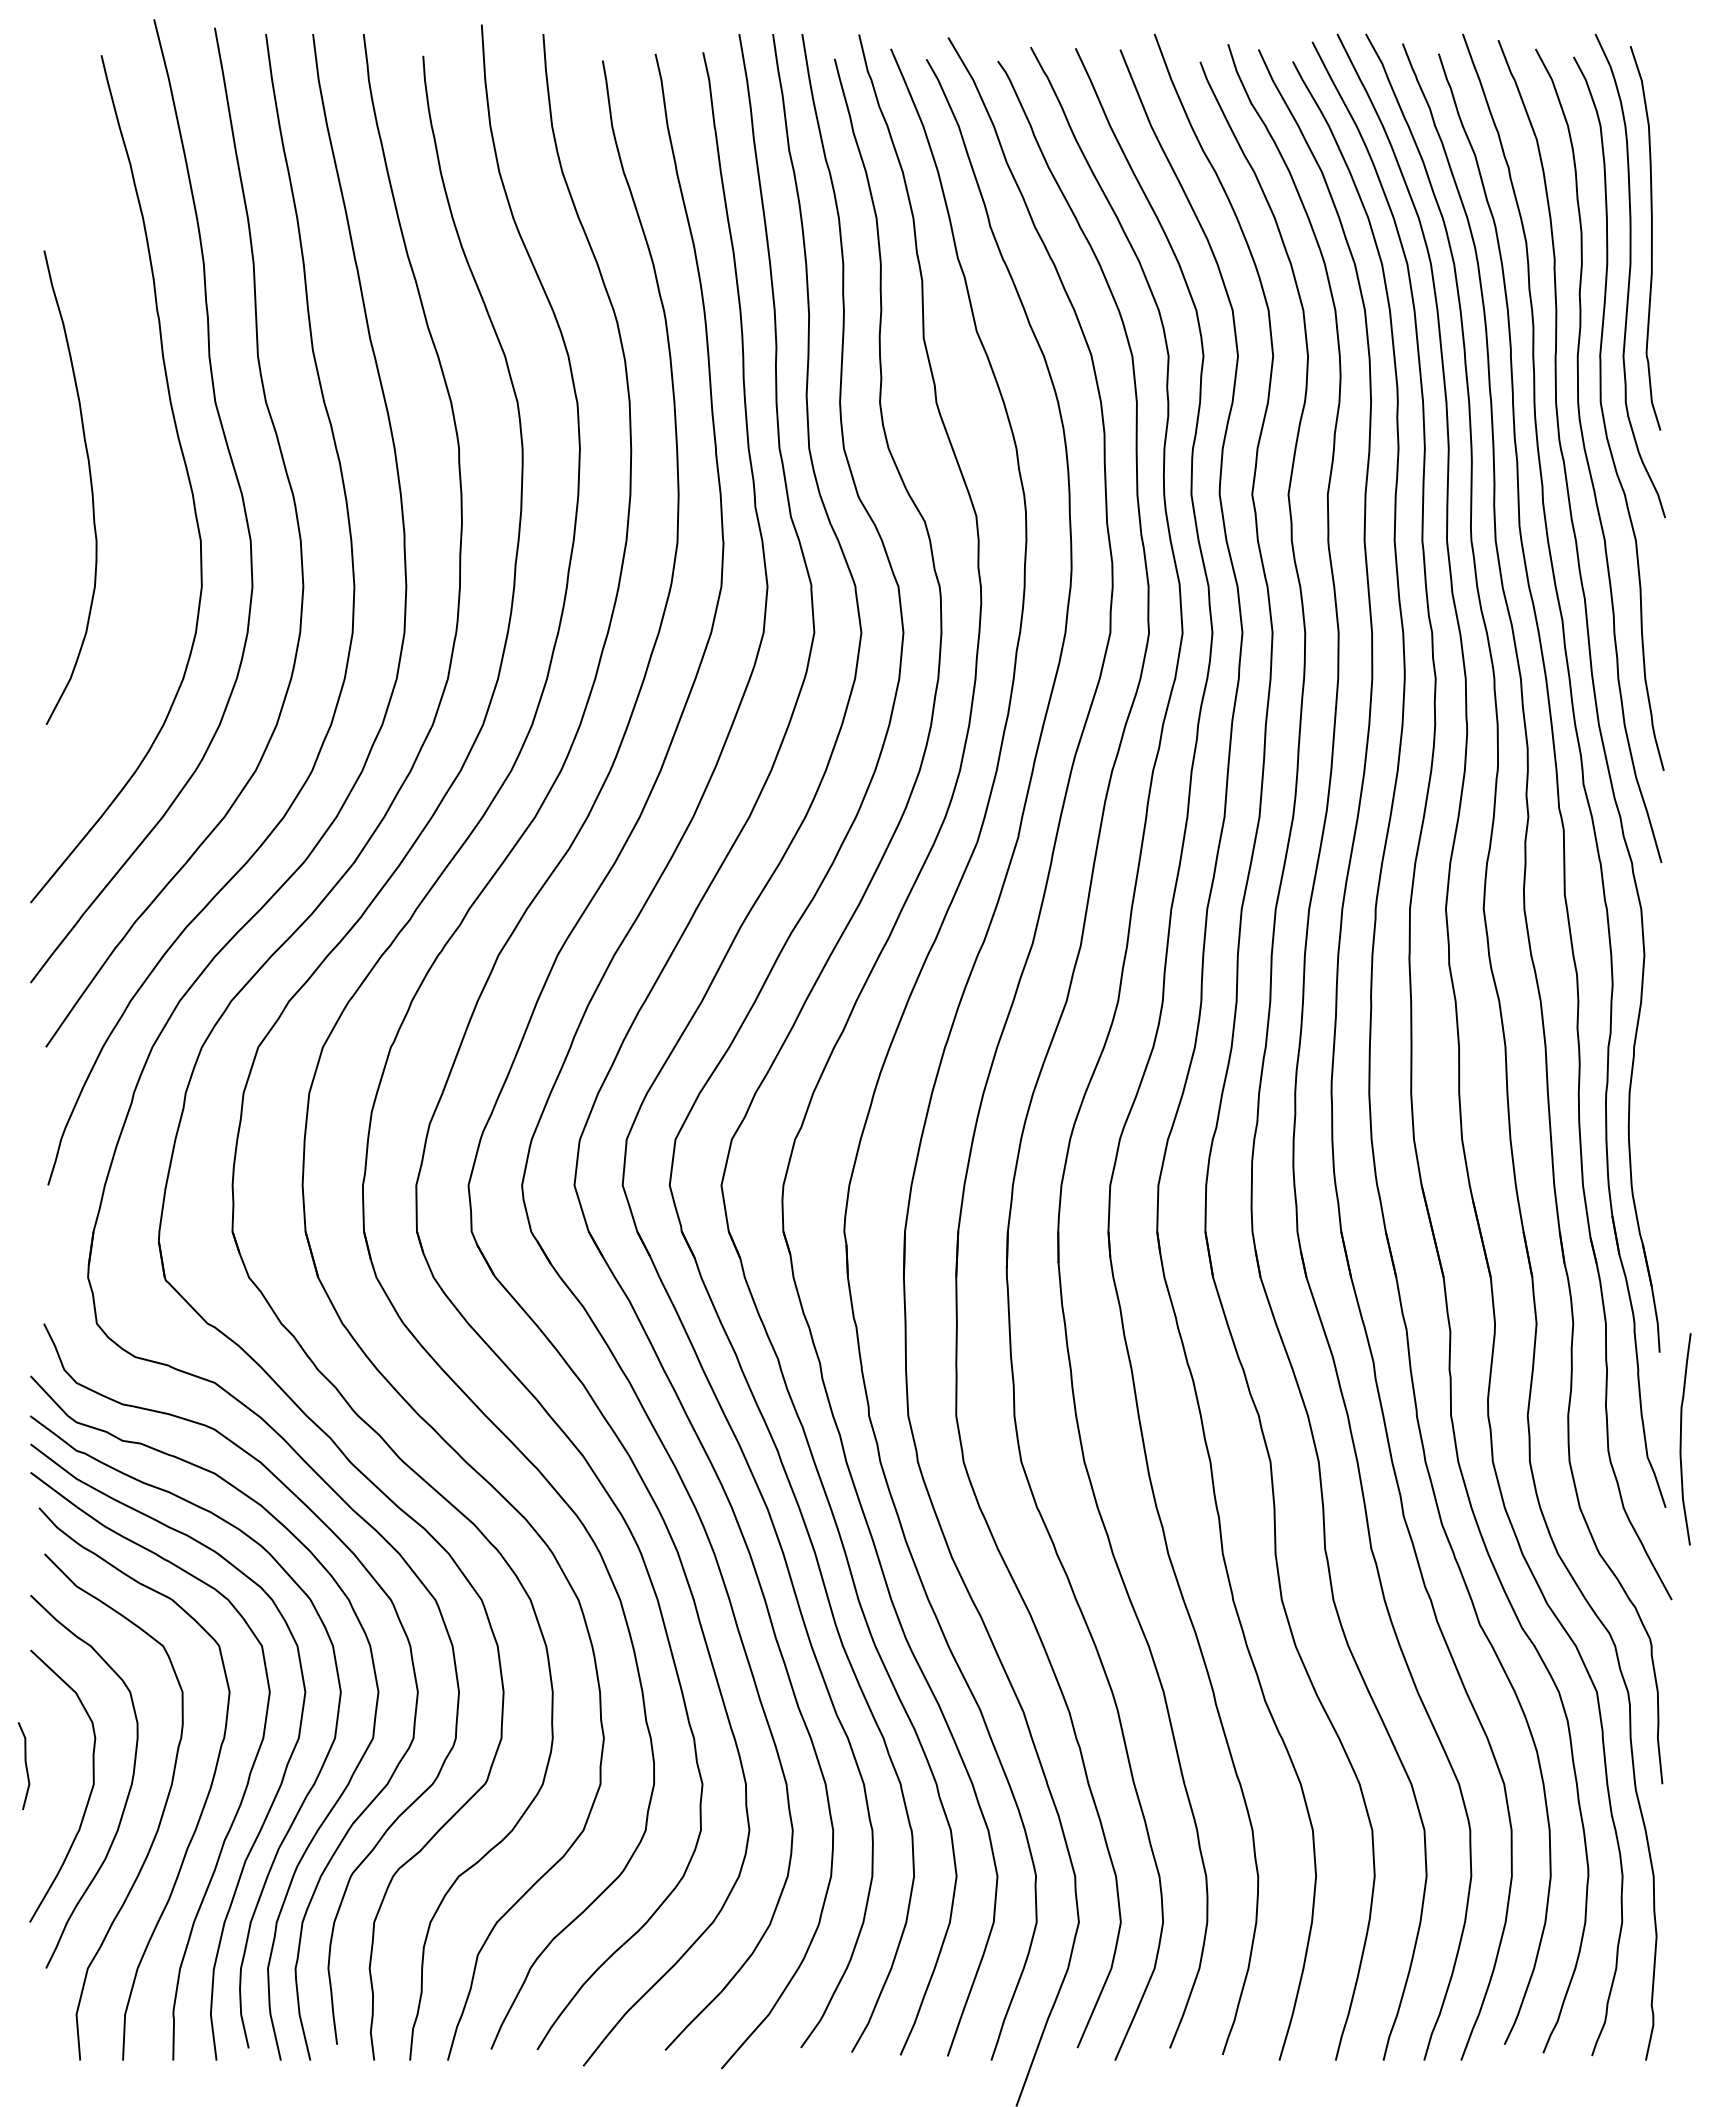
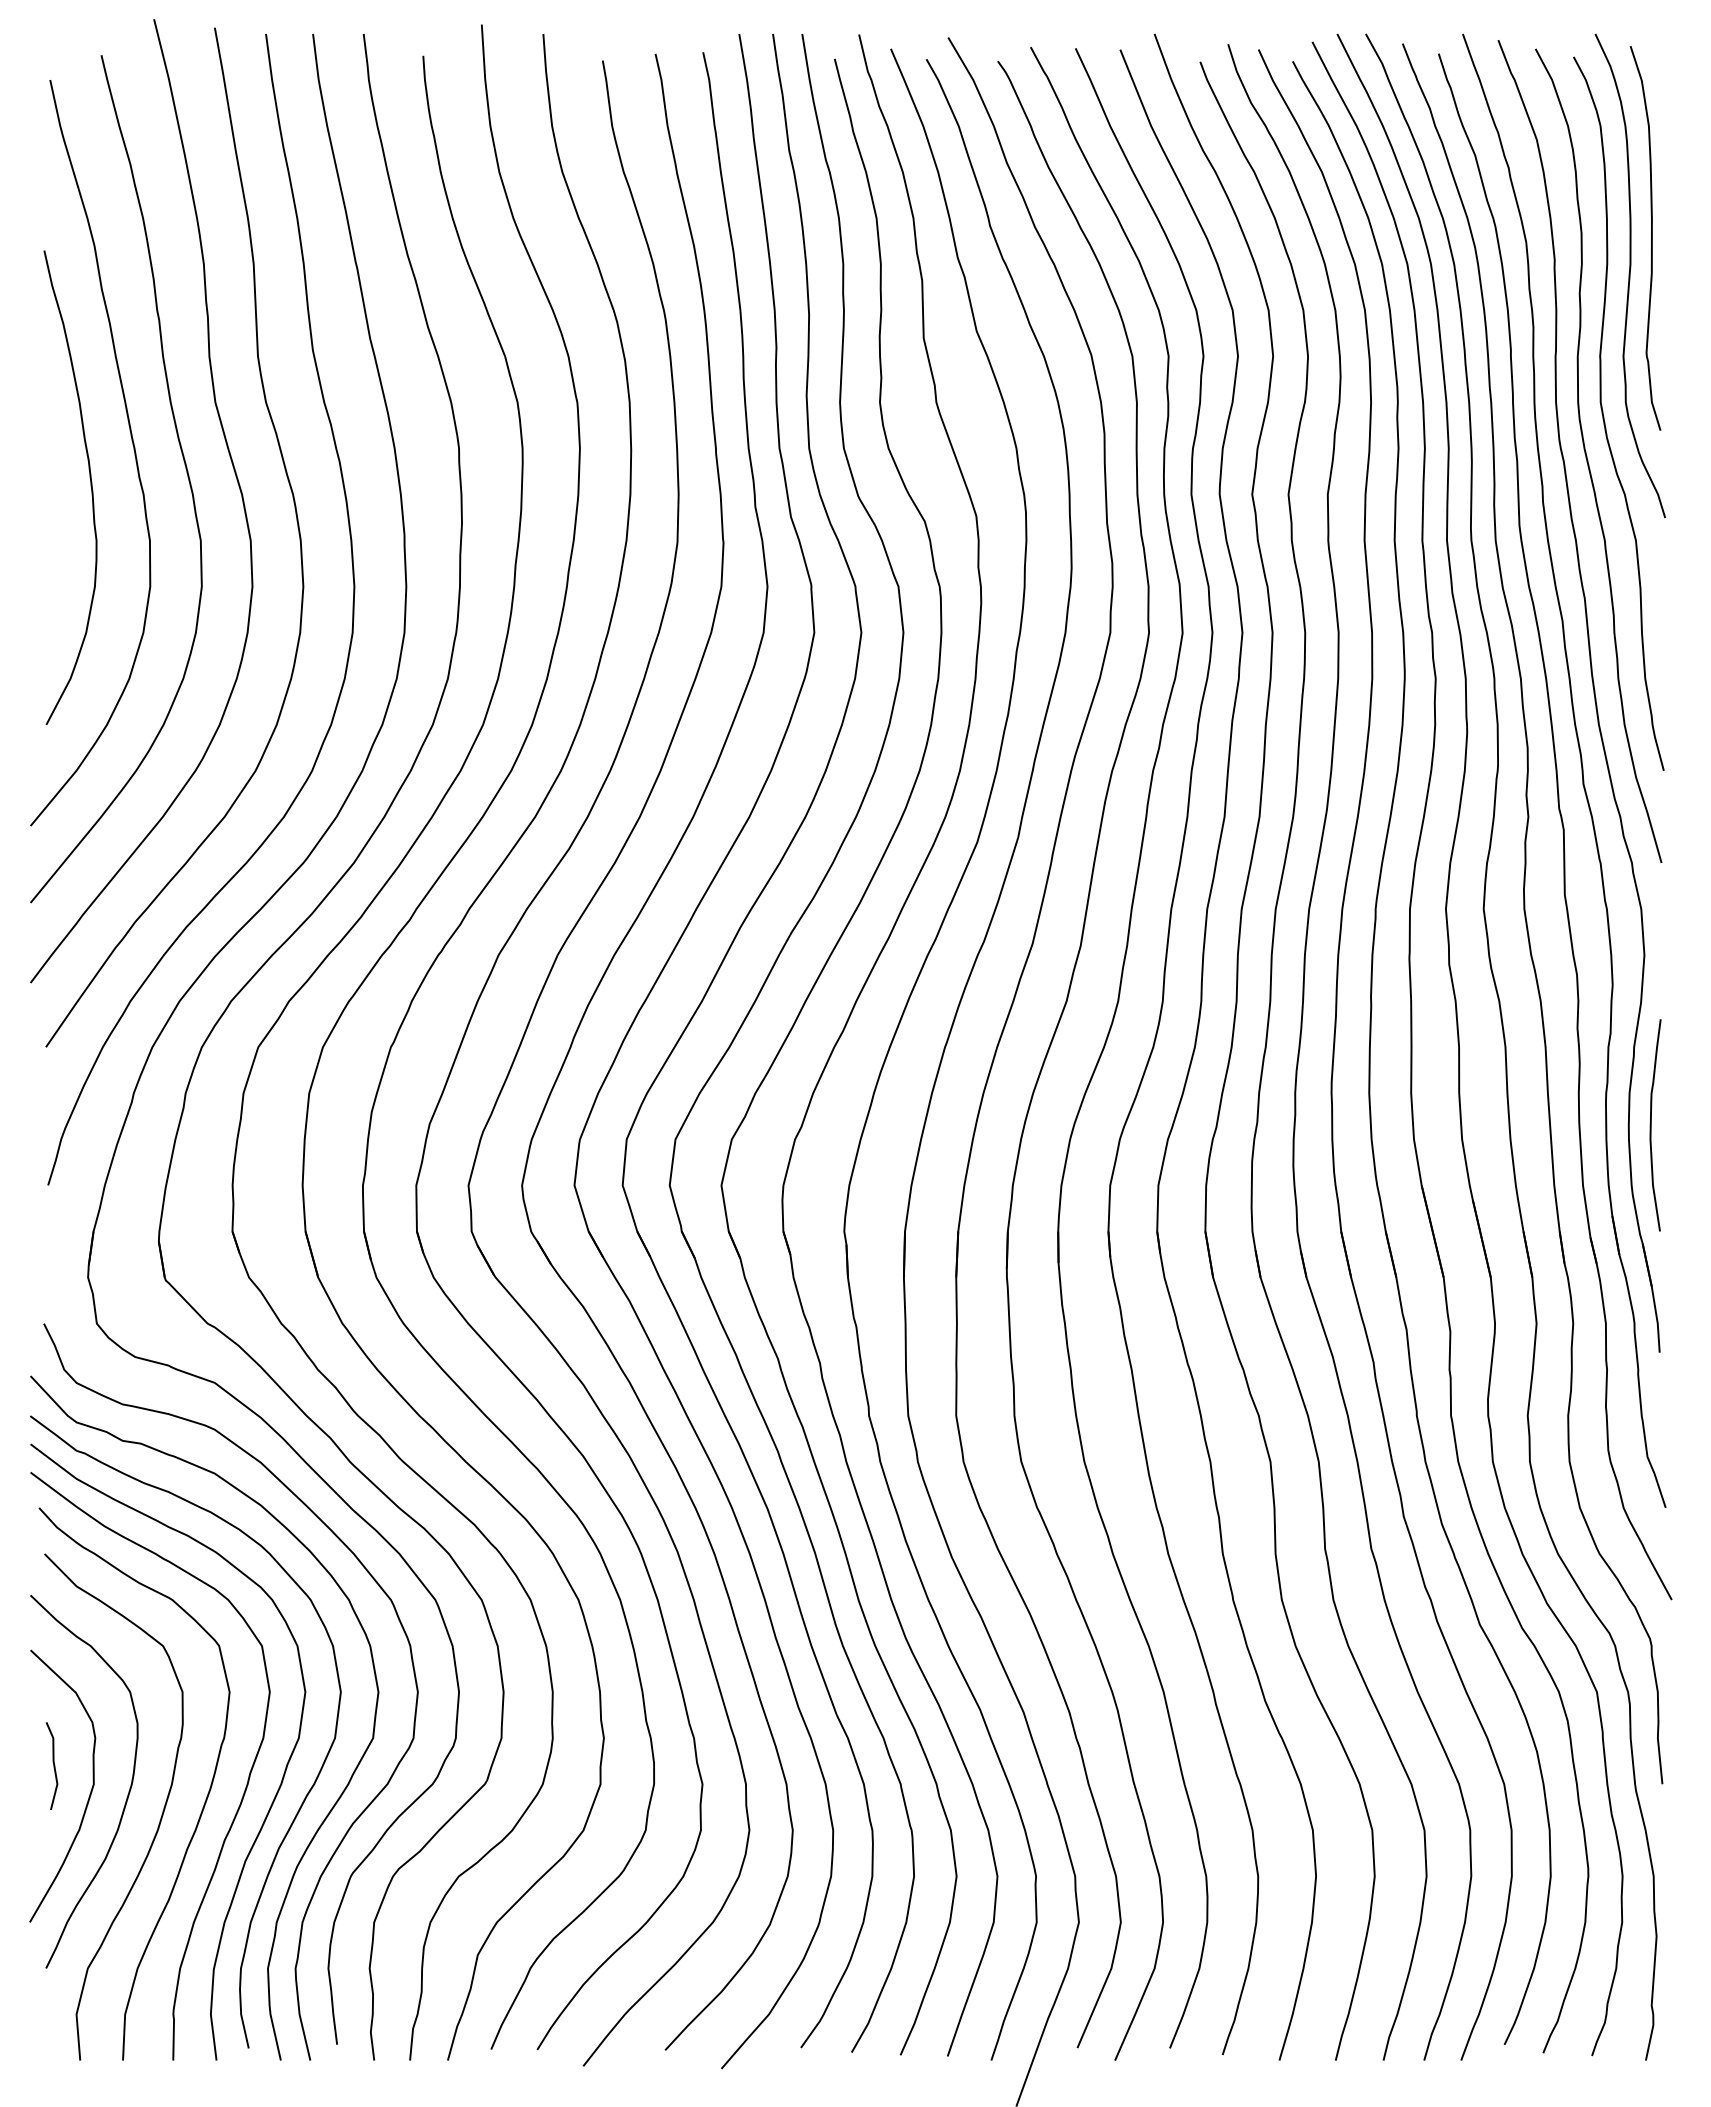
curve: none -> present (132, 445)
curve position: (1681, 1439) -> (1651, 1125) (1651, 1125)
line position: (25, 1766) -> (53, 1766) (53, 1766)
